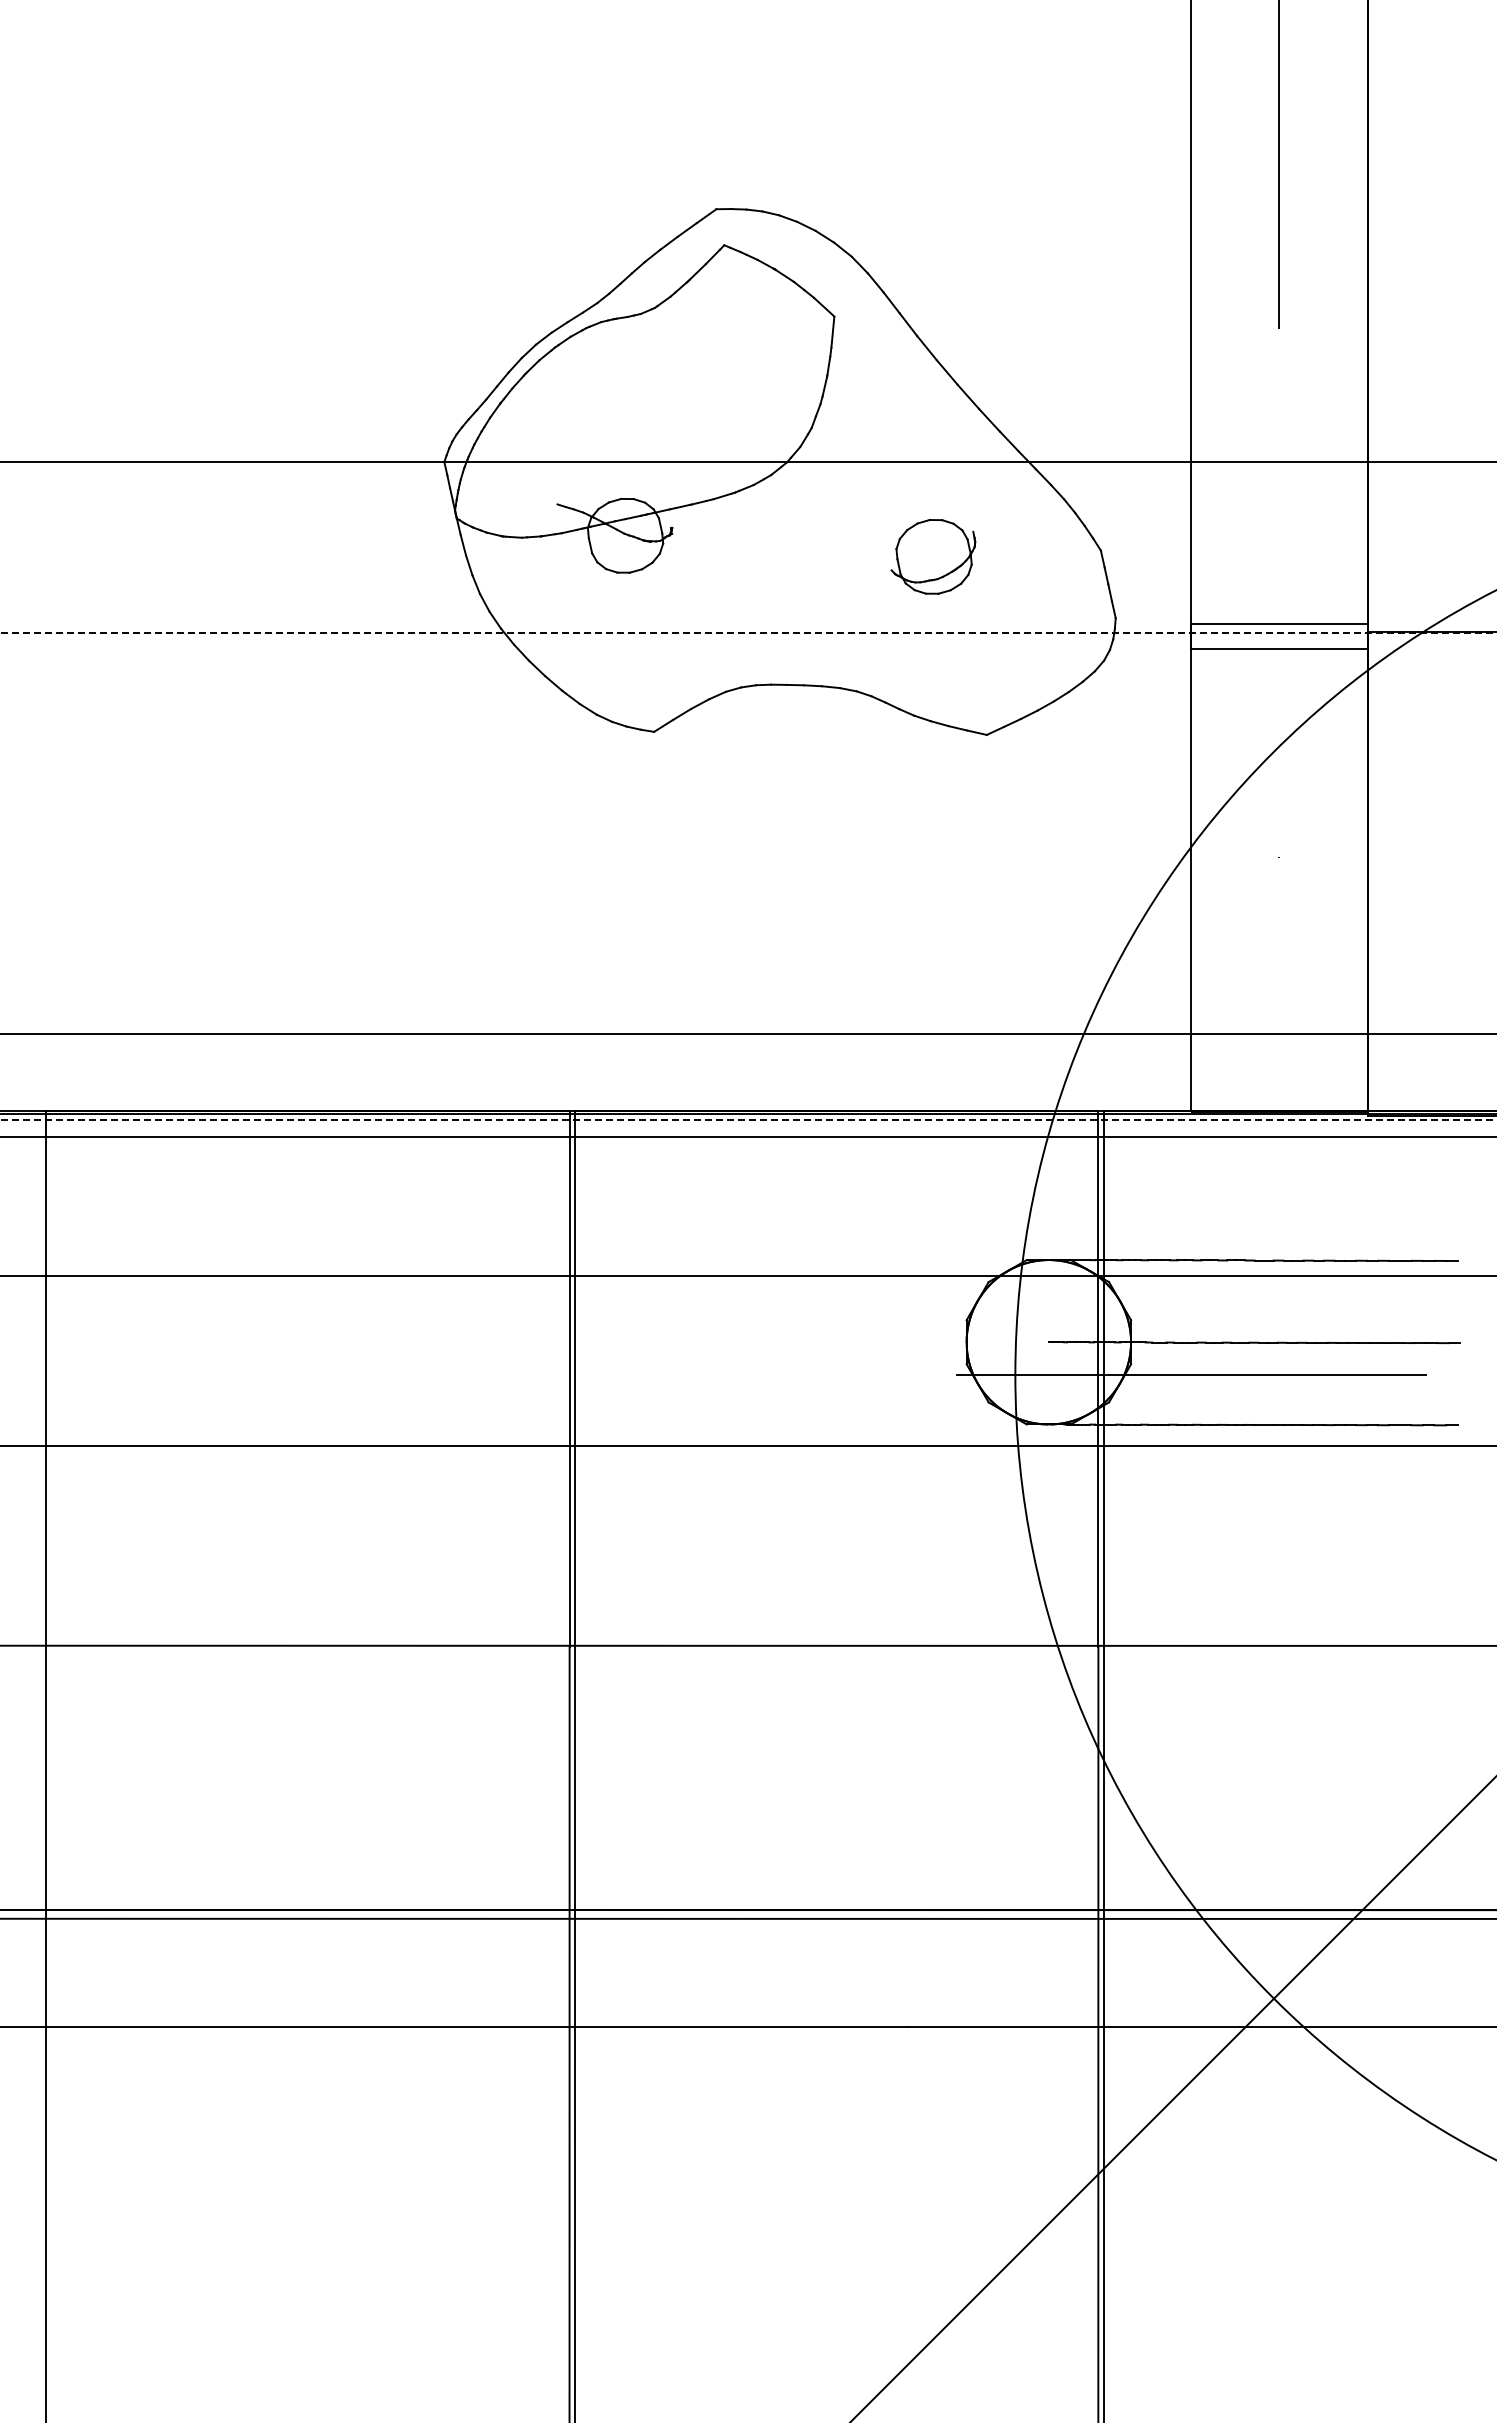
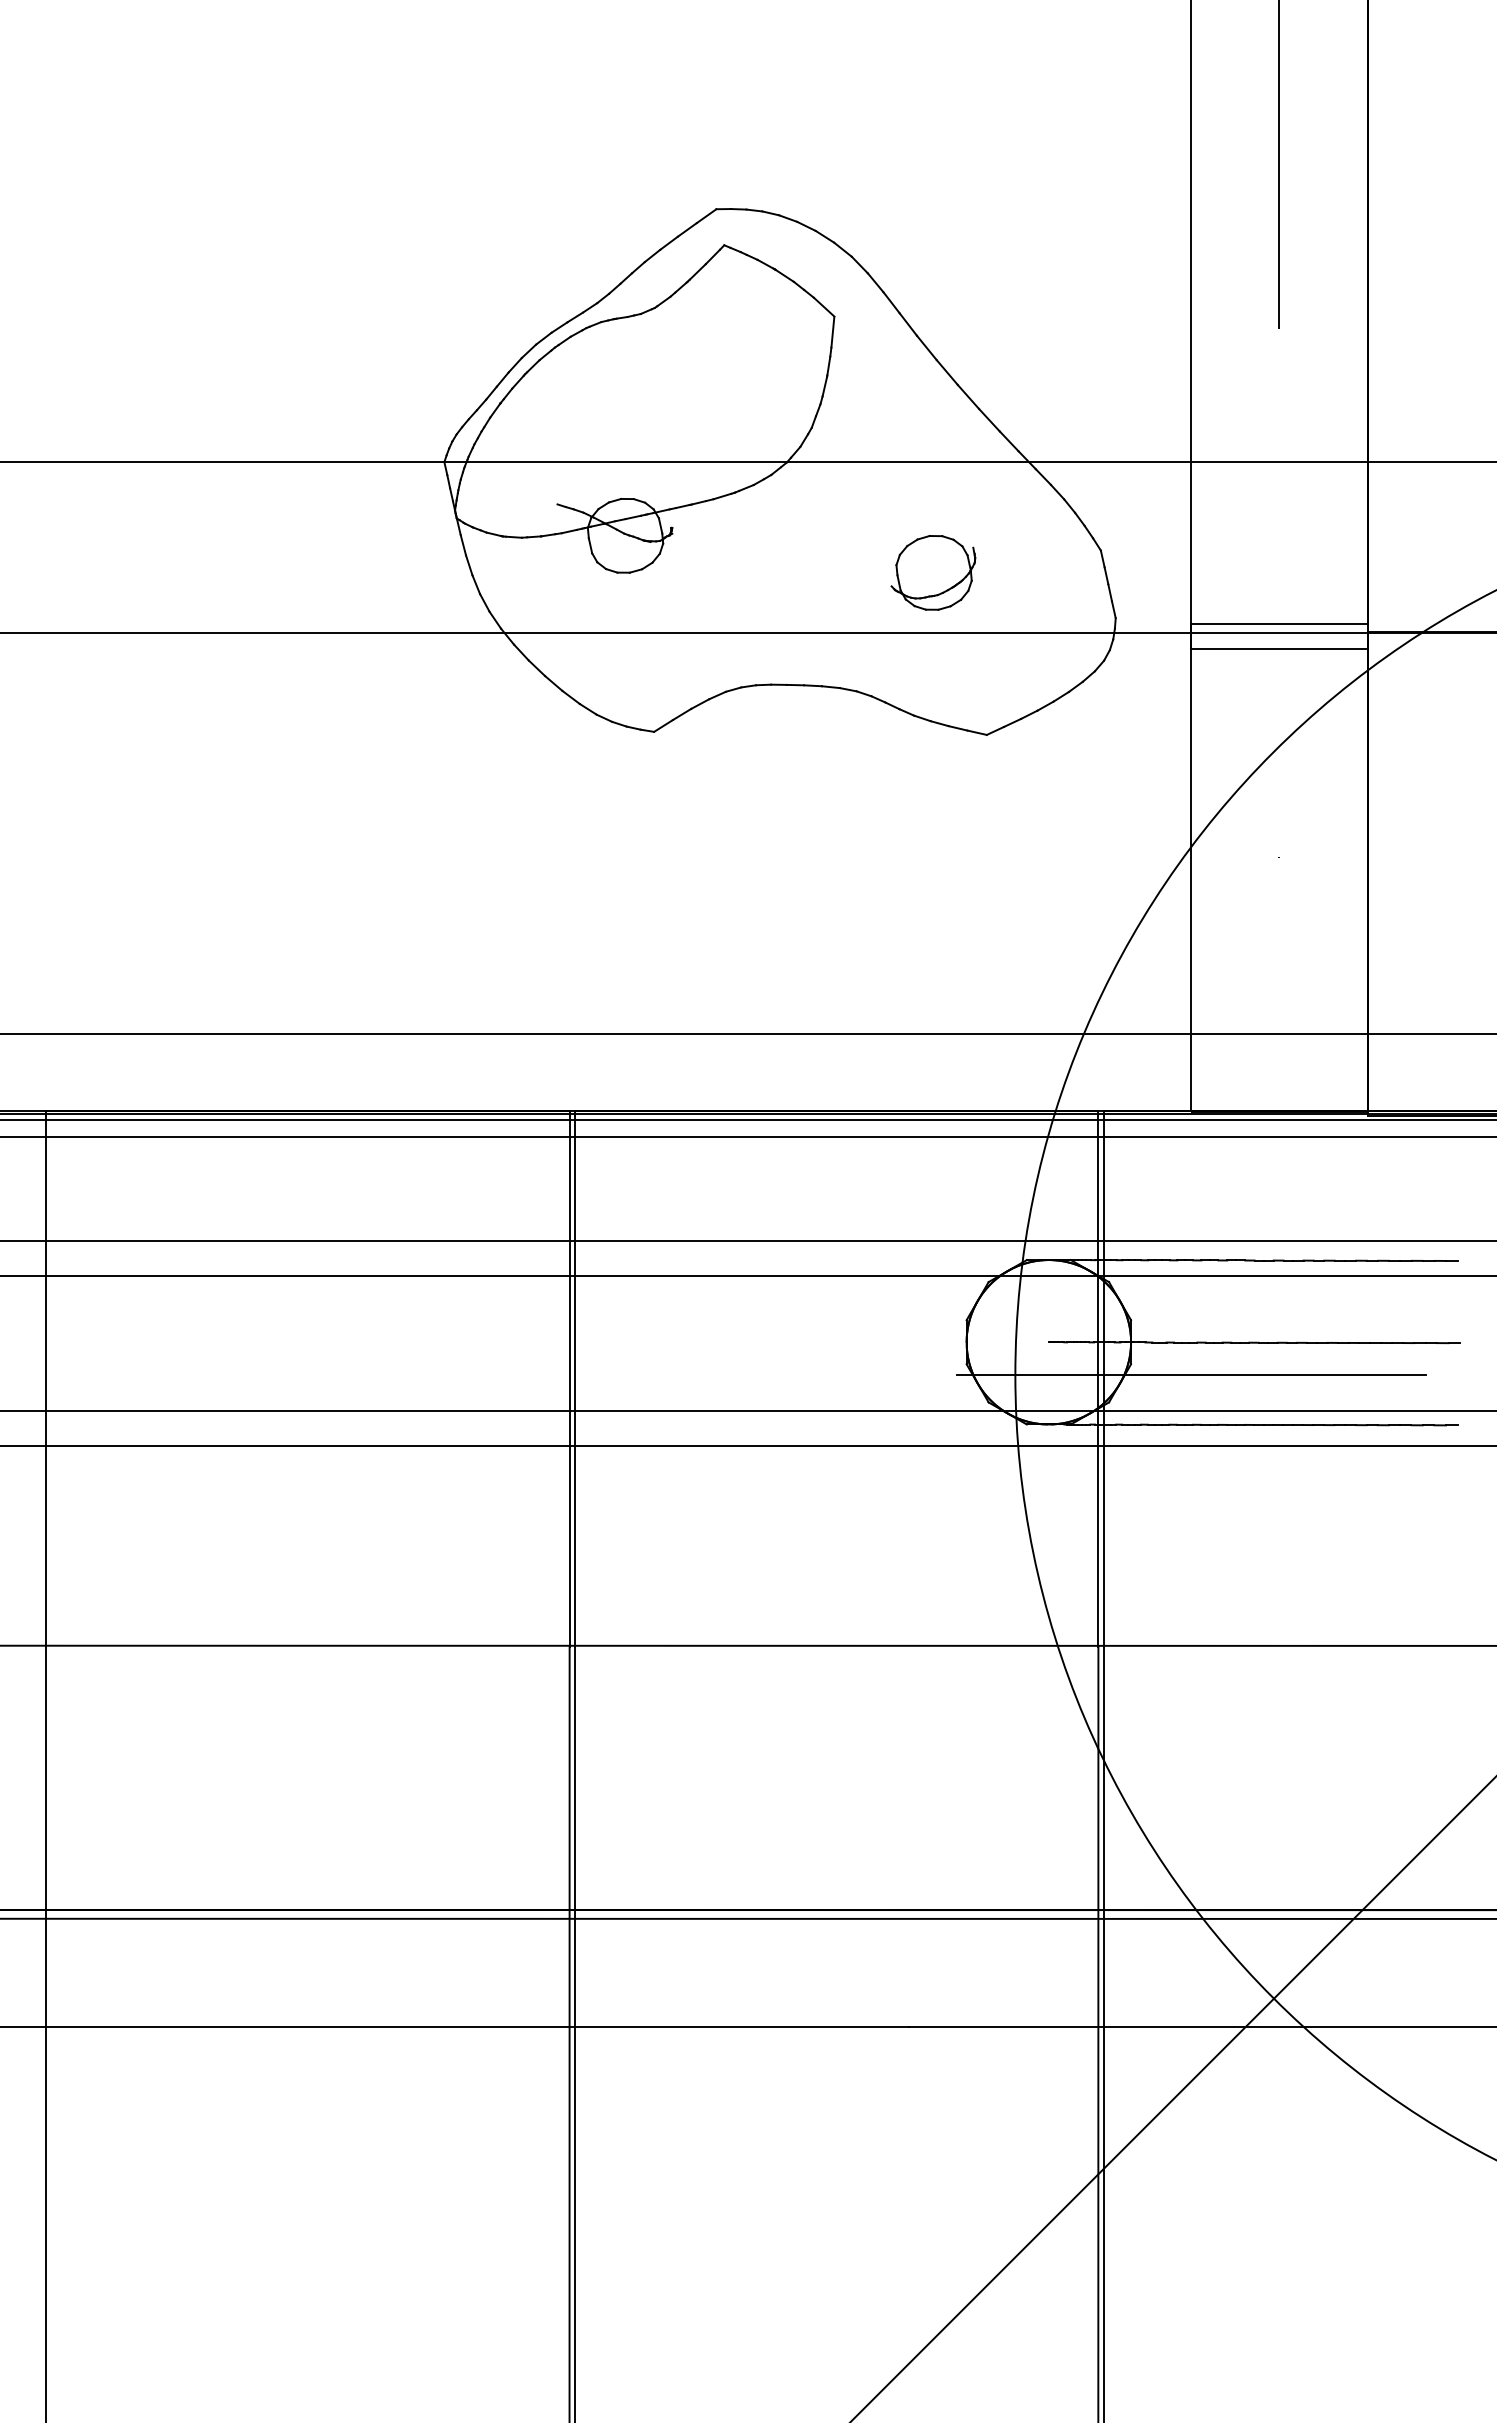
part position: (933, 556) -> (933, 572) (933, 572)
line: dashed -> solid (748, 633)
line: dashed -> solid (748, 1119)
line: none -> present (747, 1240)
line: none -> present (747, 1410)
